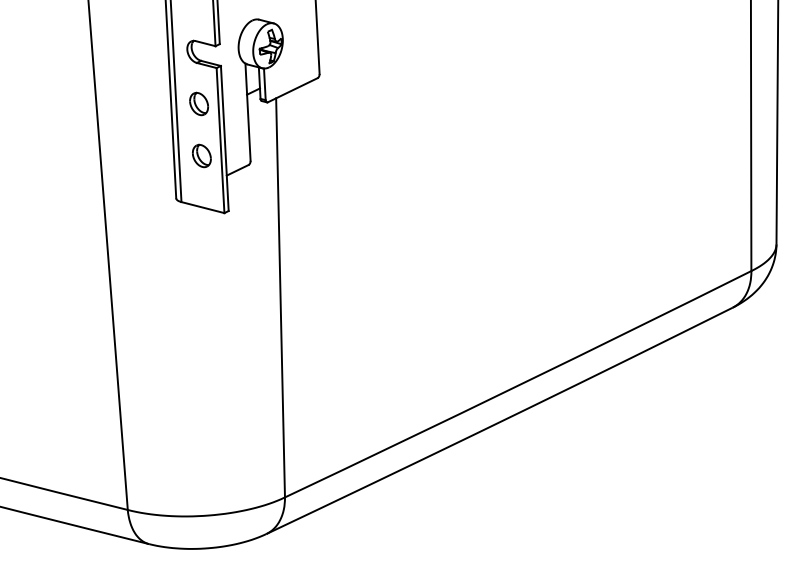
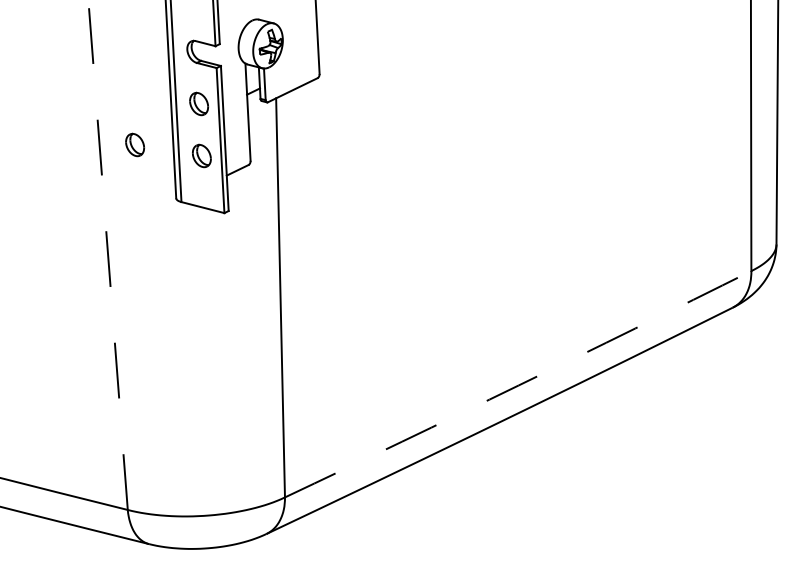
part: none -> present (134, 144)
line: solid -> dashed (108, 254)
arc: solid -> dashed (518, 385)
